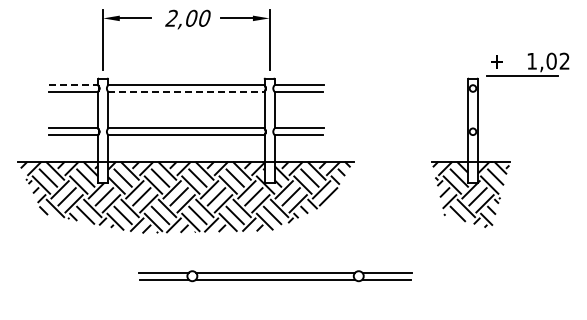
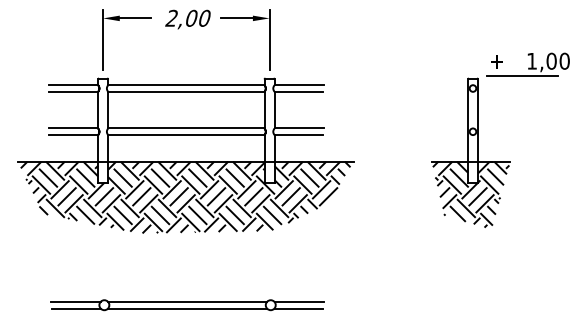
text: 1,02 -> 1,00 (564, 60)
line: dashed -> solid (73, 85)
line: dashed -> solid (186, 91)
part position: (275, 276) -> (187, 305) (187, 305)
